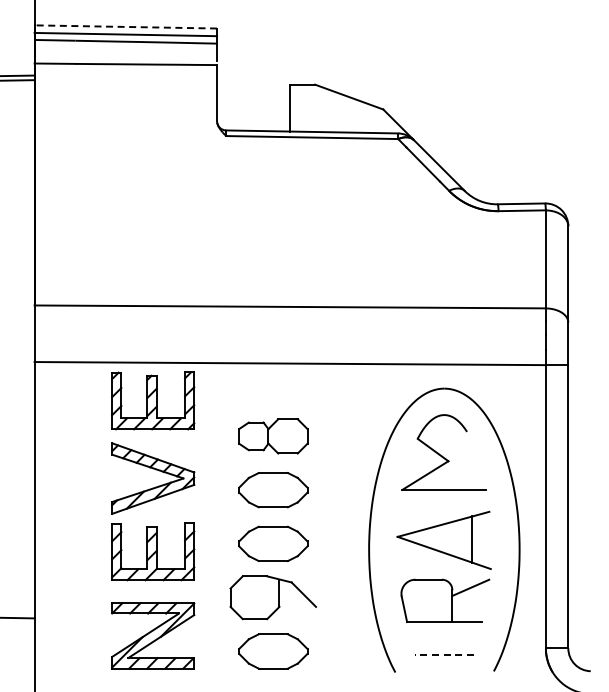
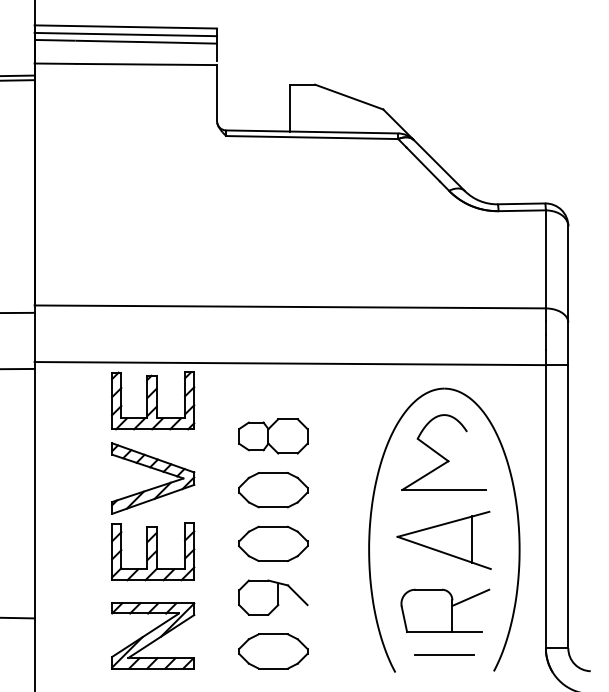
line: dashed -> solid (125, 26)
line: none -> present (18, 312)
line: none -> present (18, 368)
part size: 88x46 px -> 71x37 px (273, 597)
part position: (445, 600) -> (445, 610) (445, 610)
line: dashed -> solid (443, 655)
